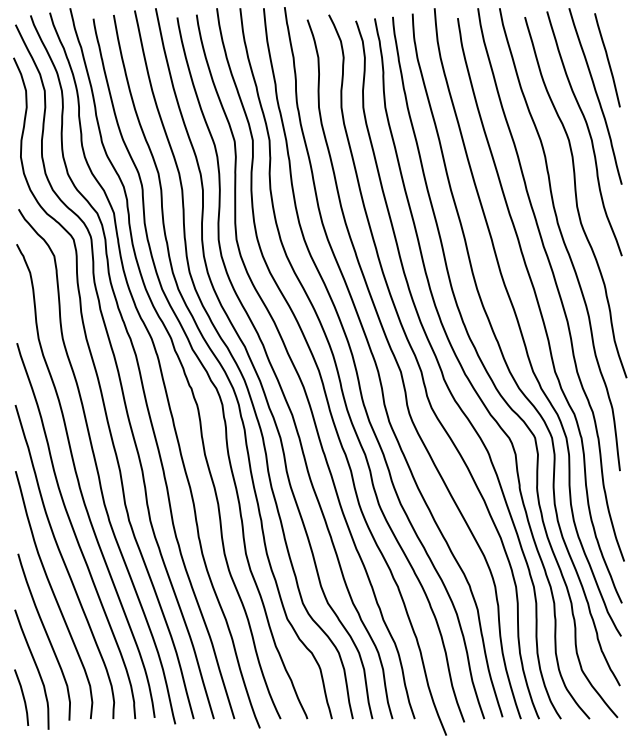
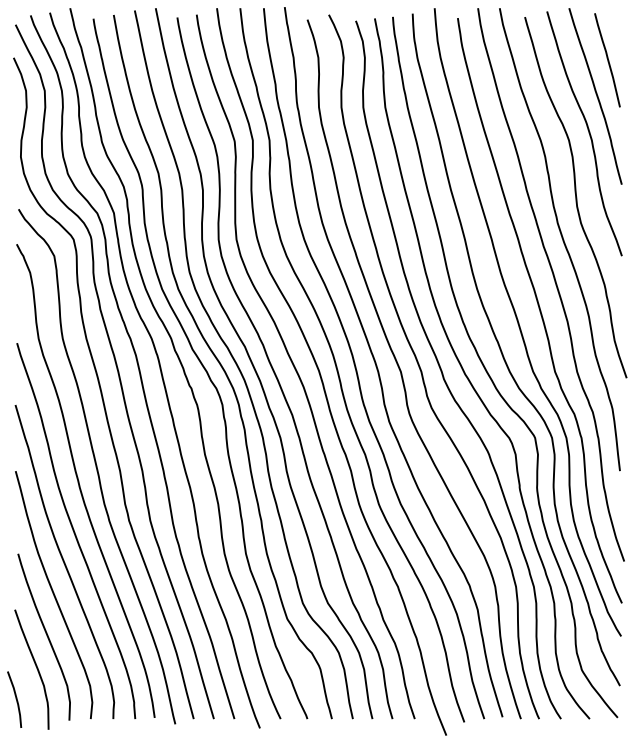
line position: (22, 697) -> (15, 699) (15, 699)
